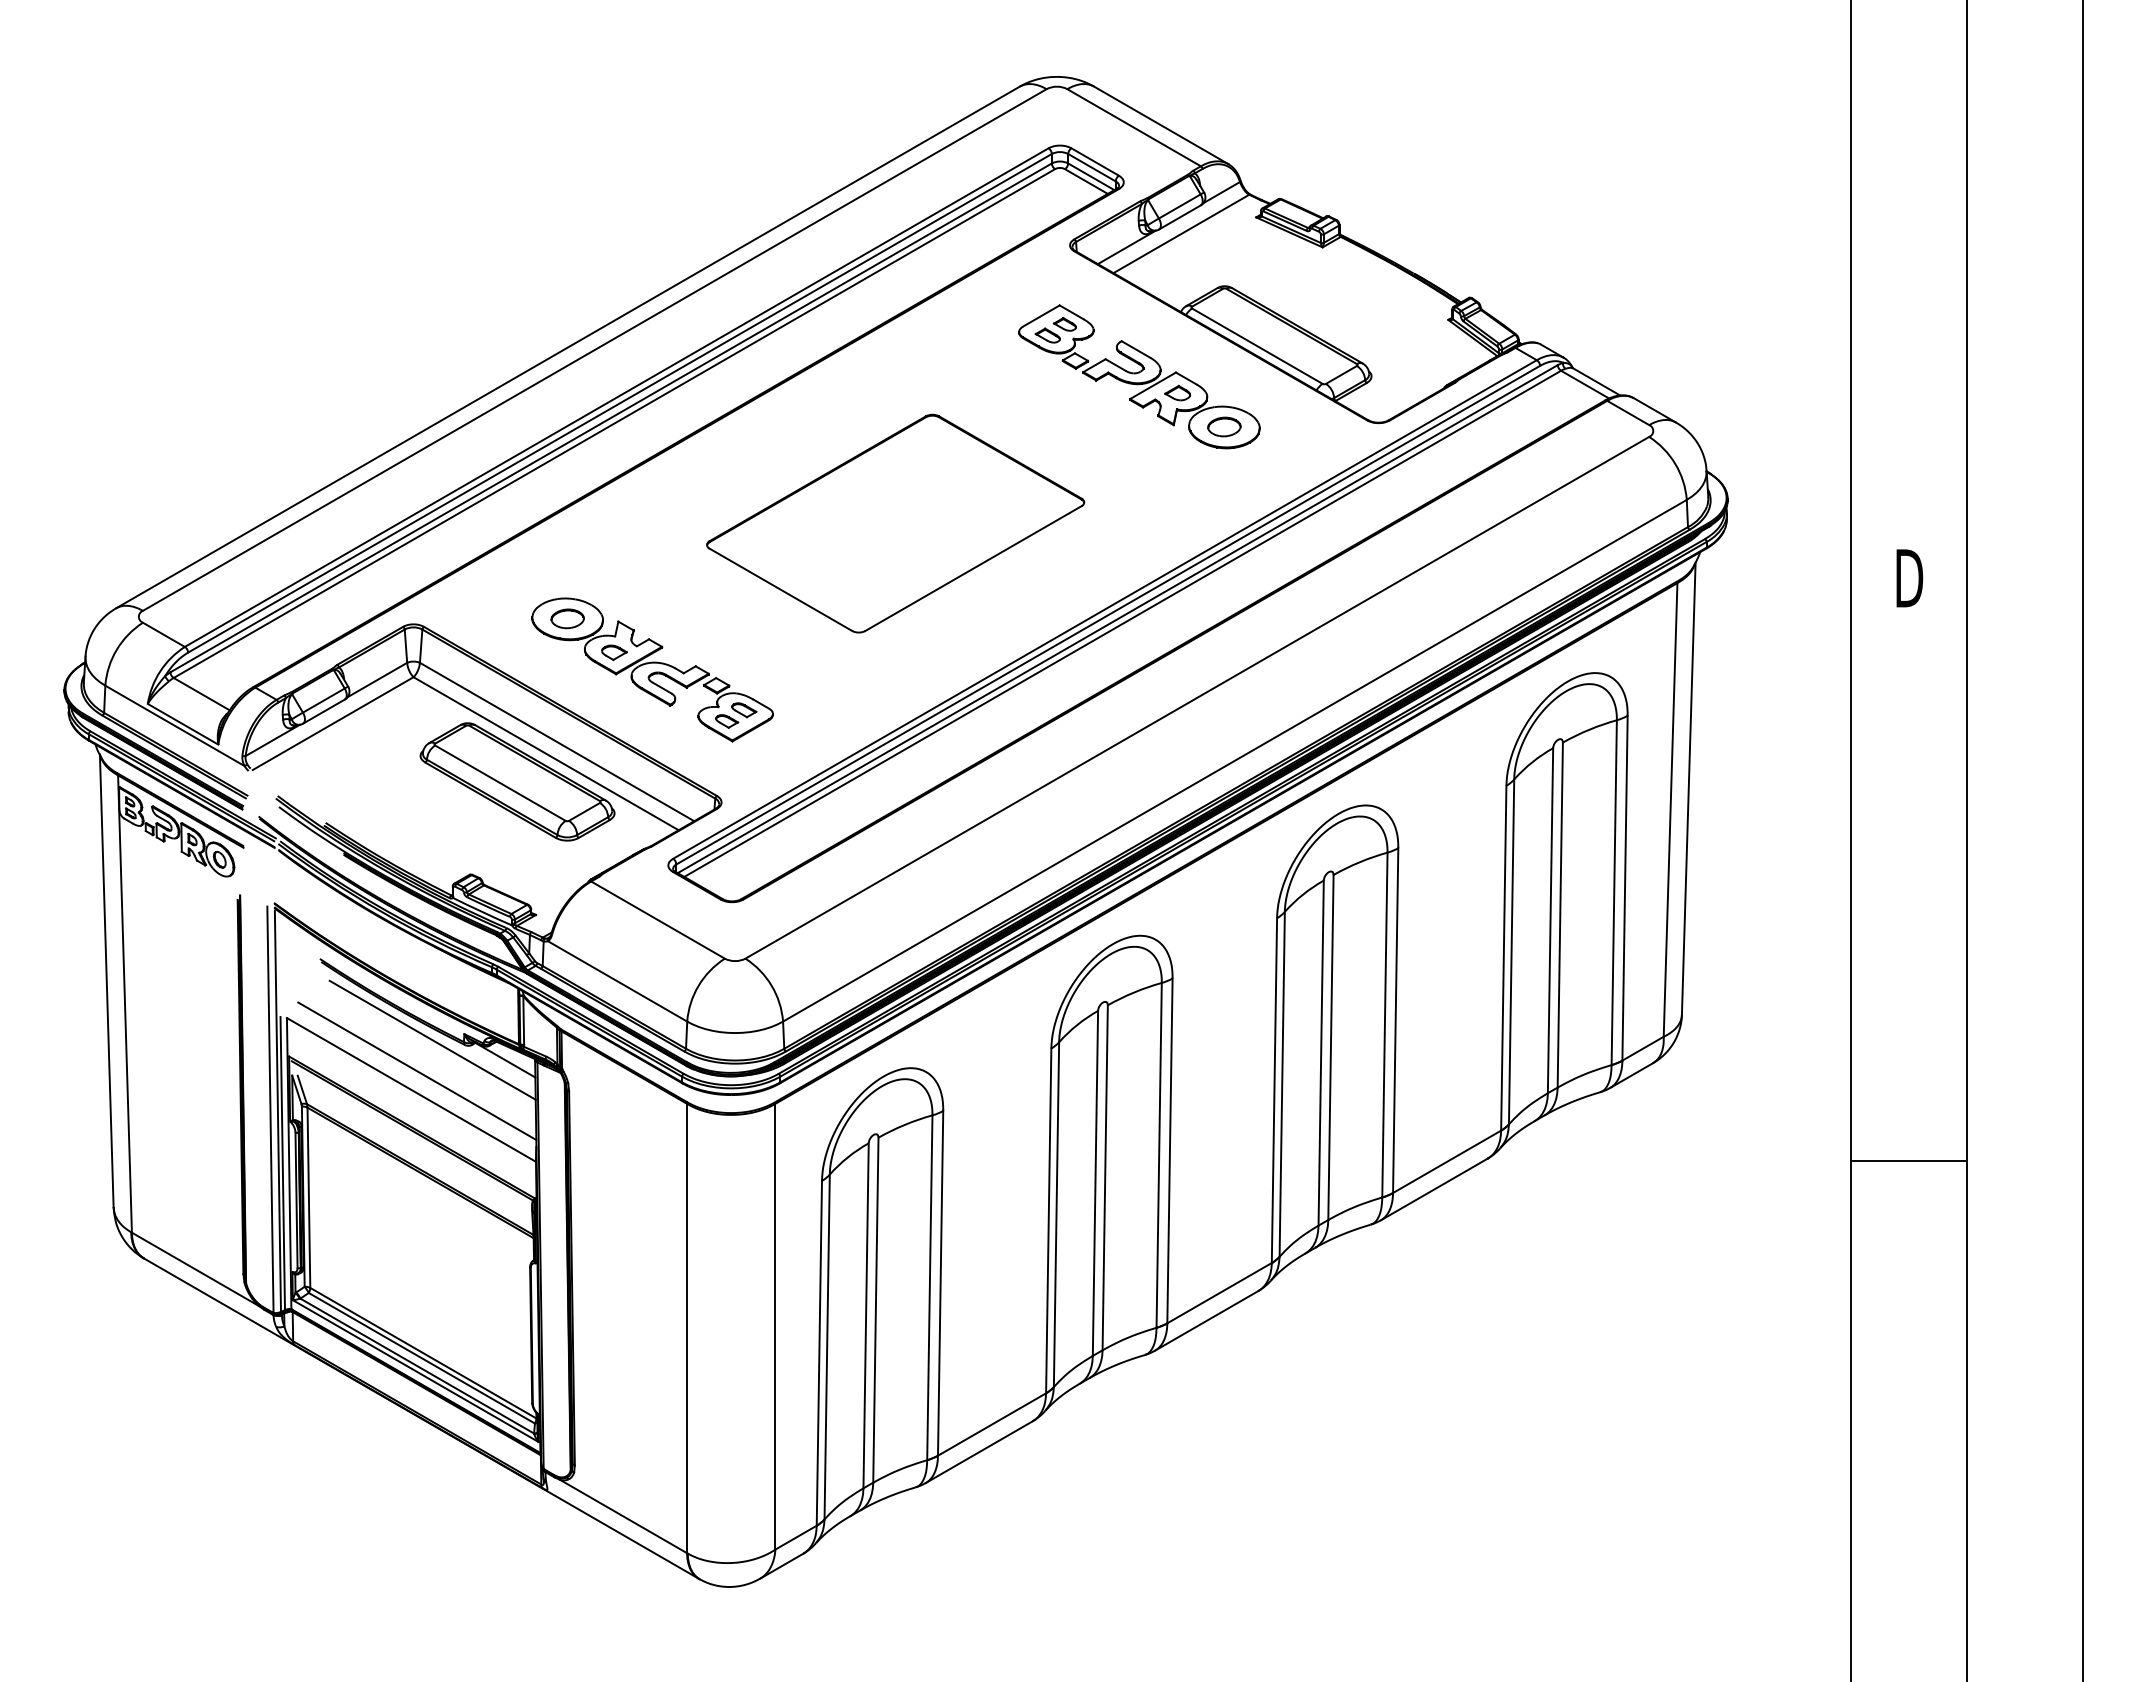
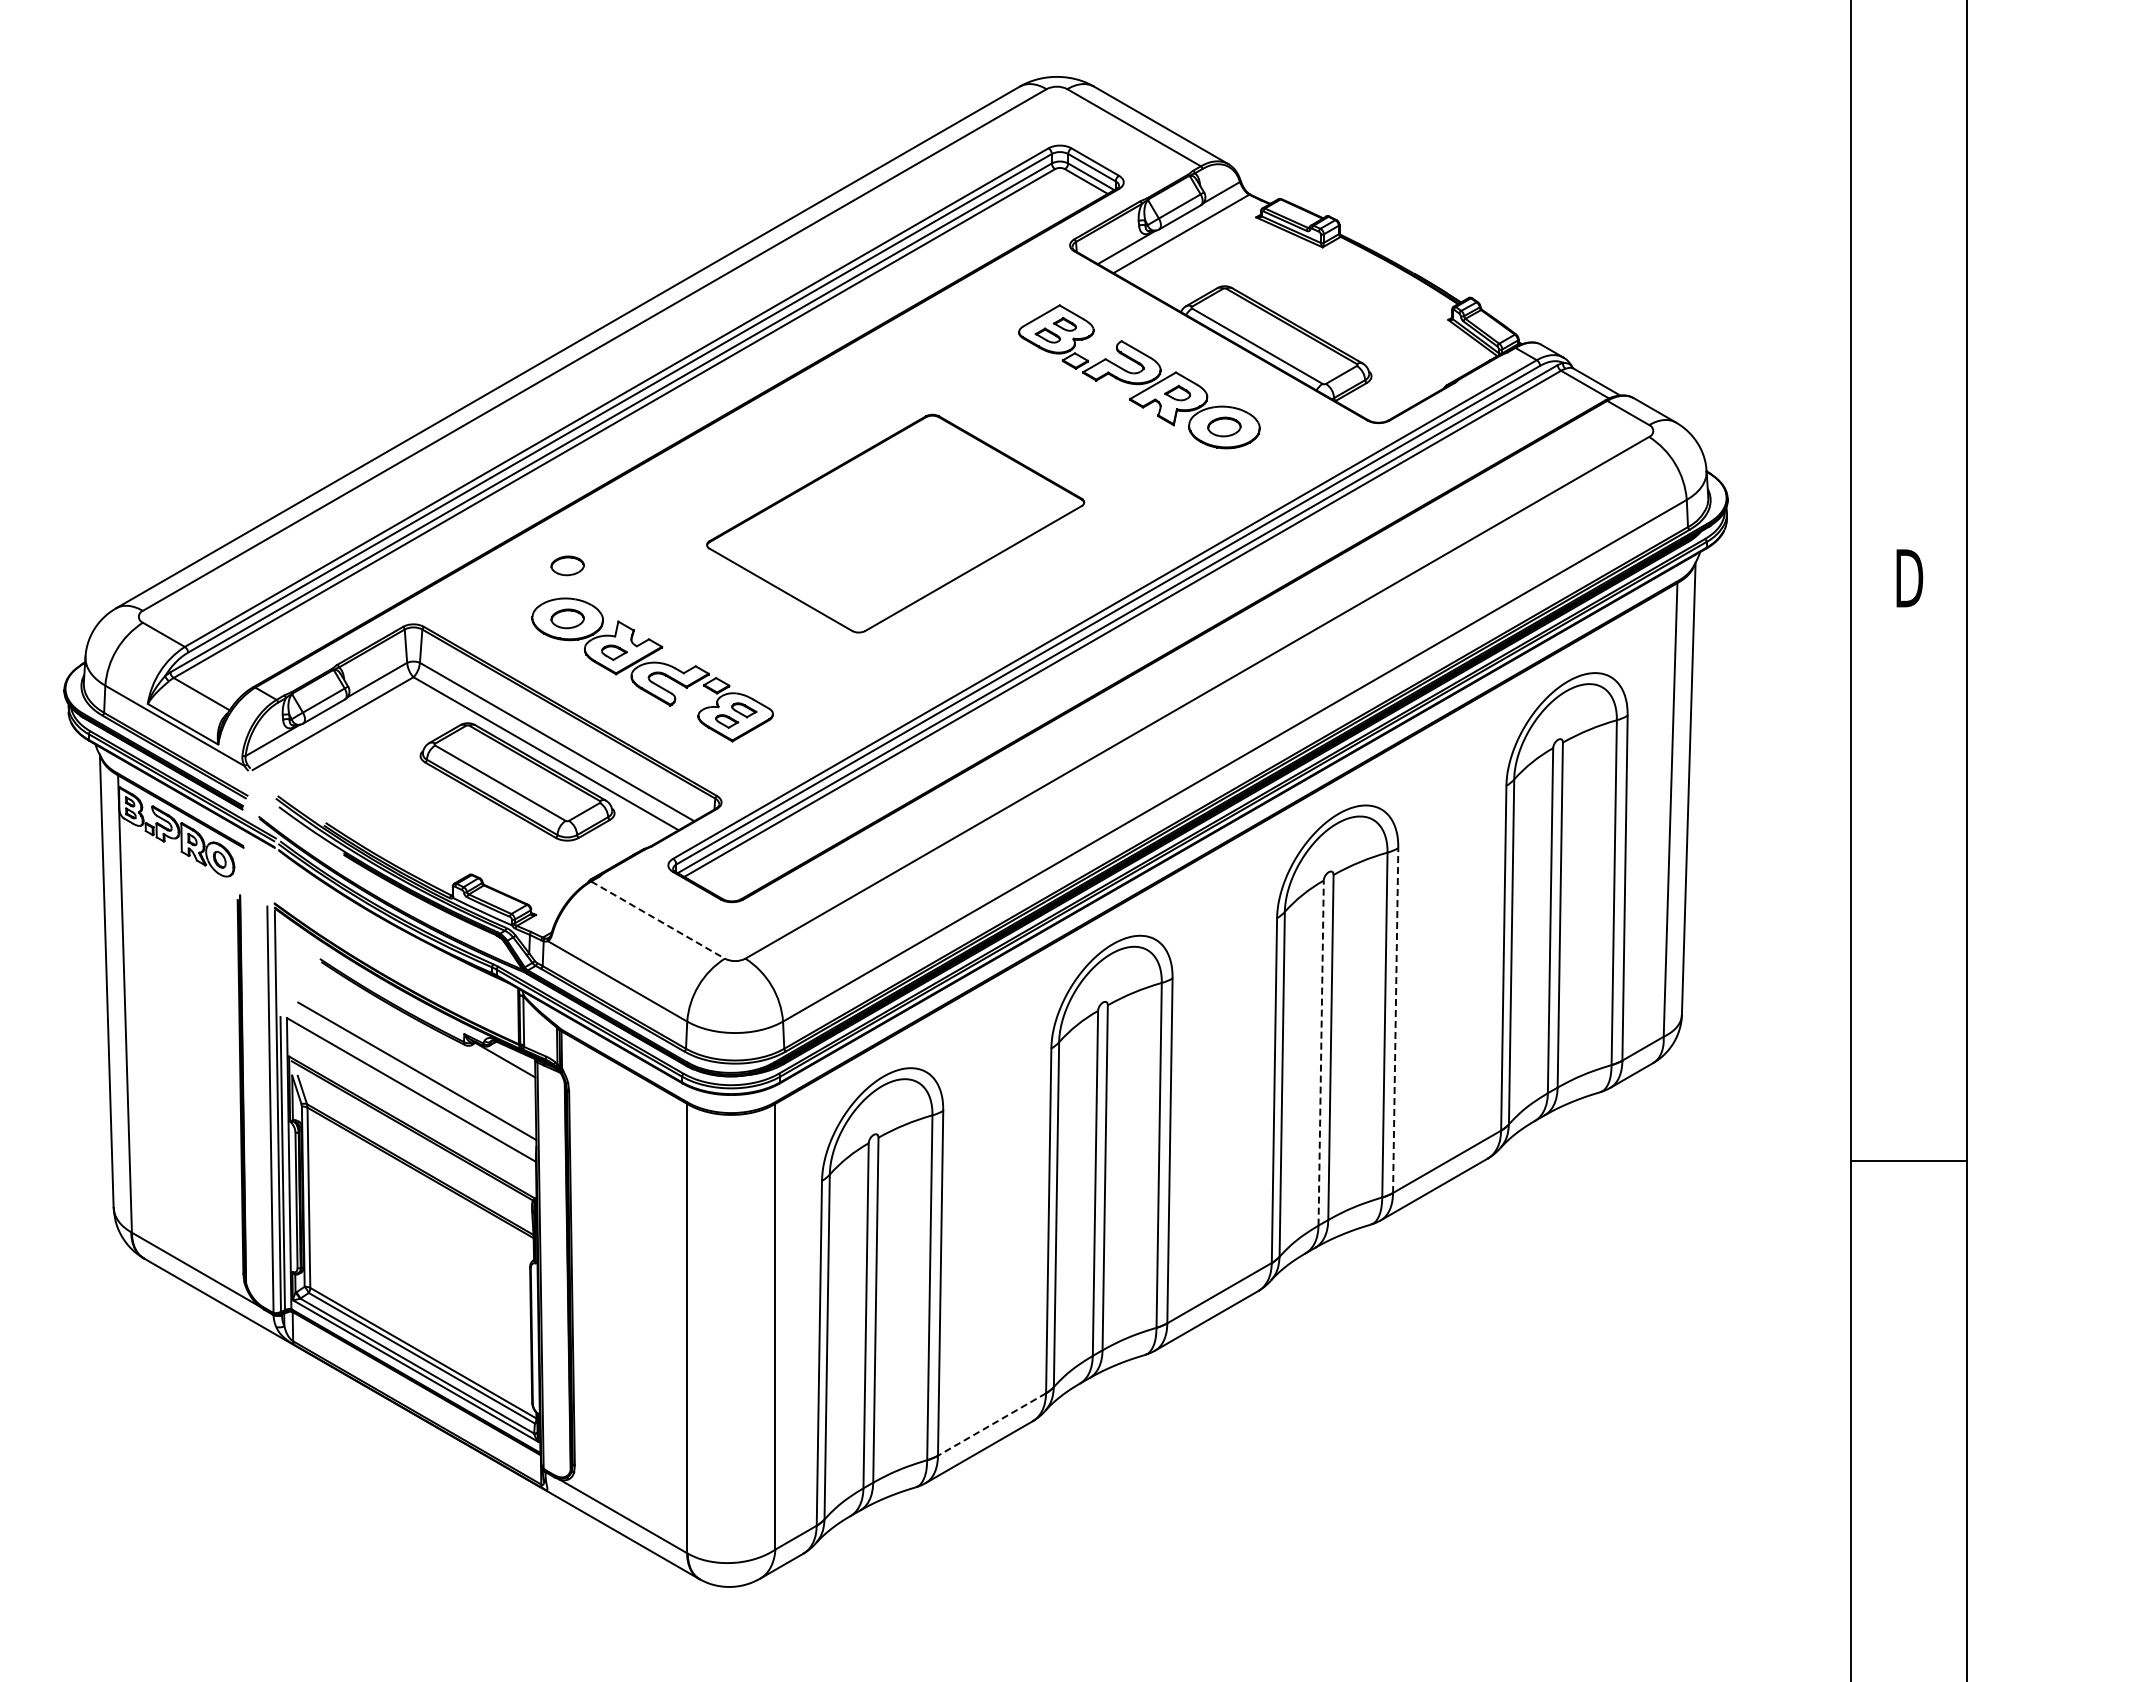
part: none -> present (567, 565)
line: present -> none (2082, 840)
line: solid -> dashed (658, 920)
line: solid -> dashed (1395, 1020)
line: present -> none (432, 1039)
line: solid -> dashed (1321, 1053)
line: solid -> dashed (991, 1424)
